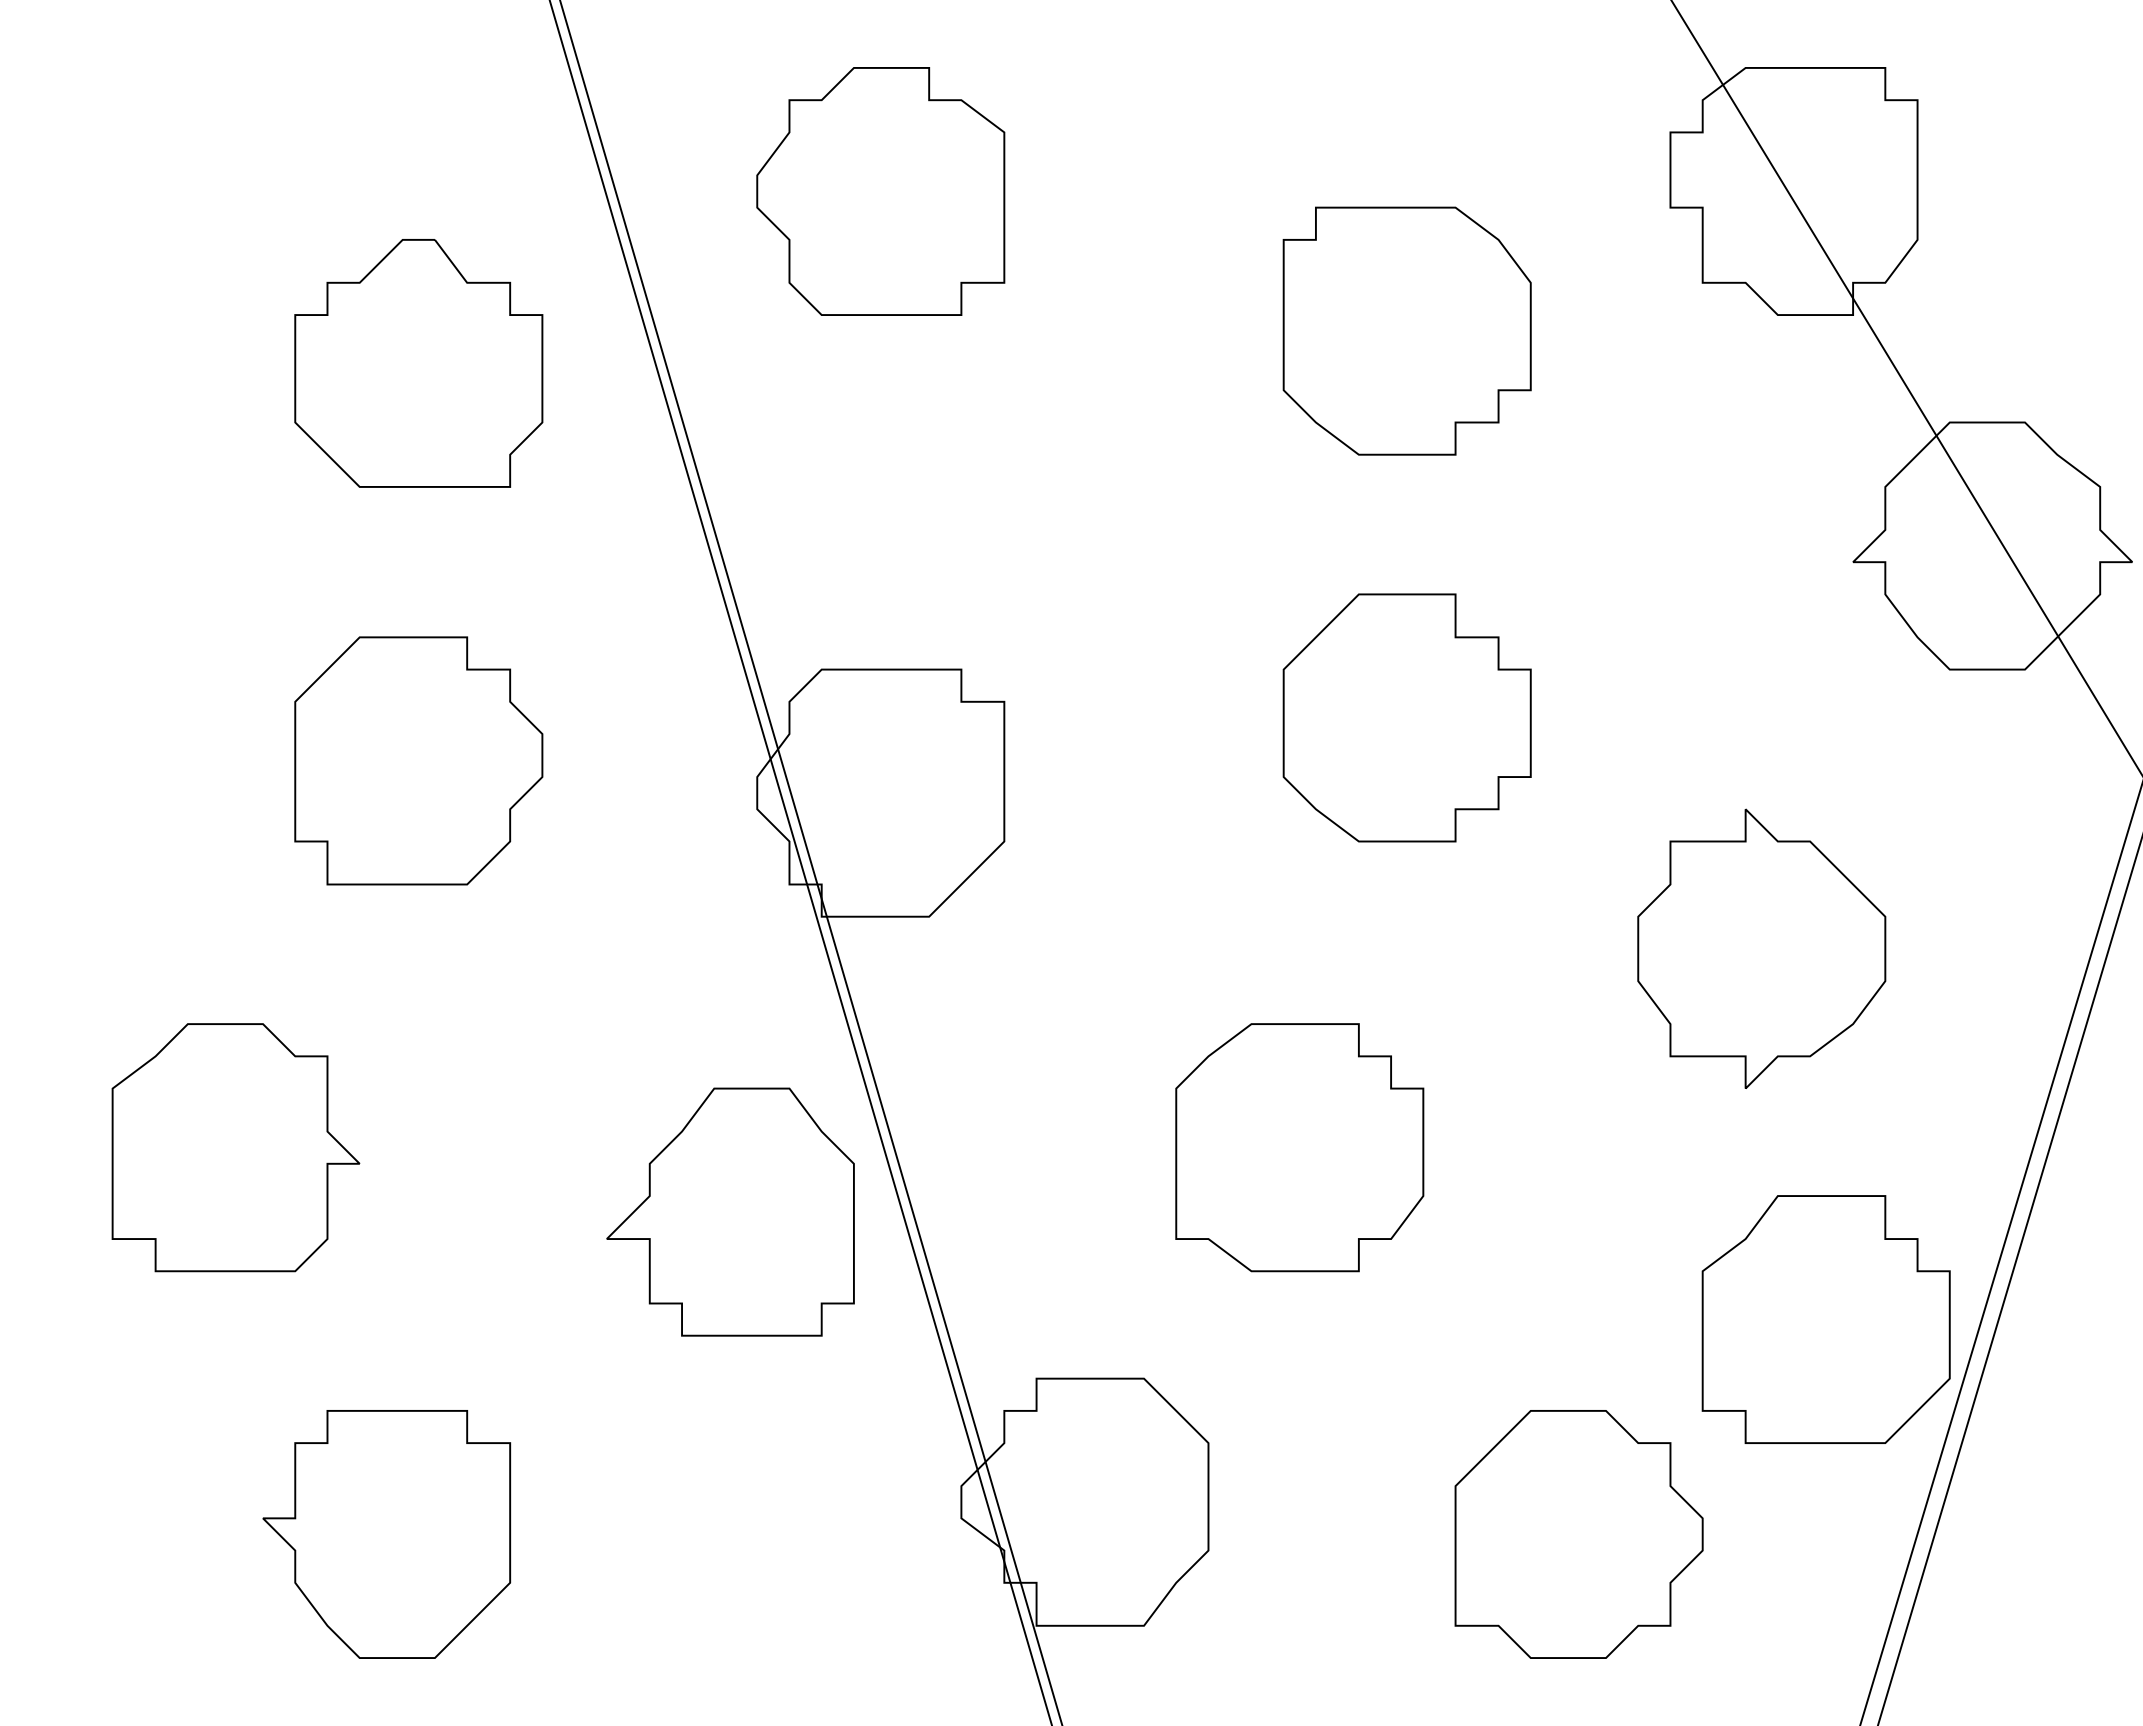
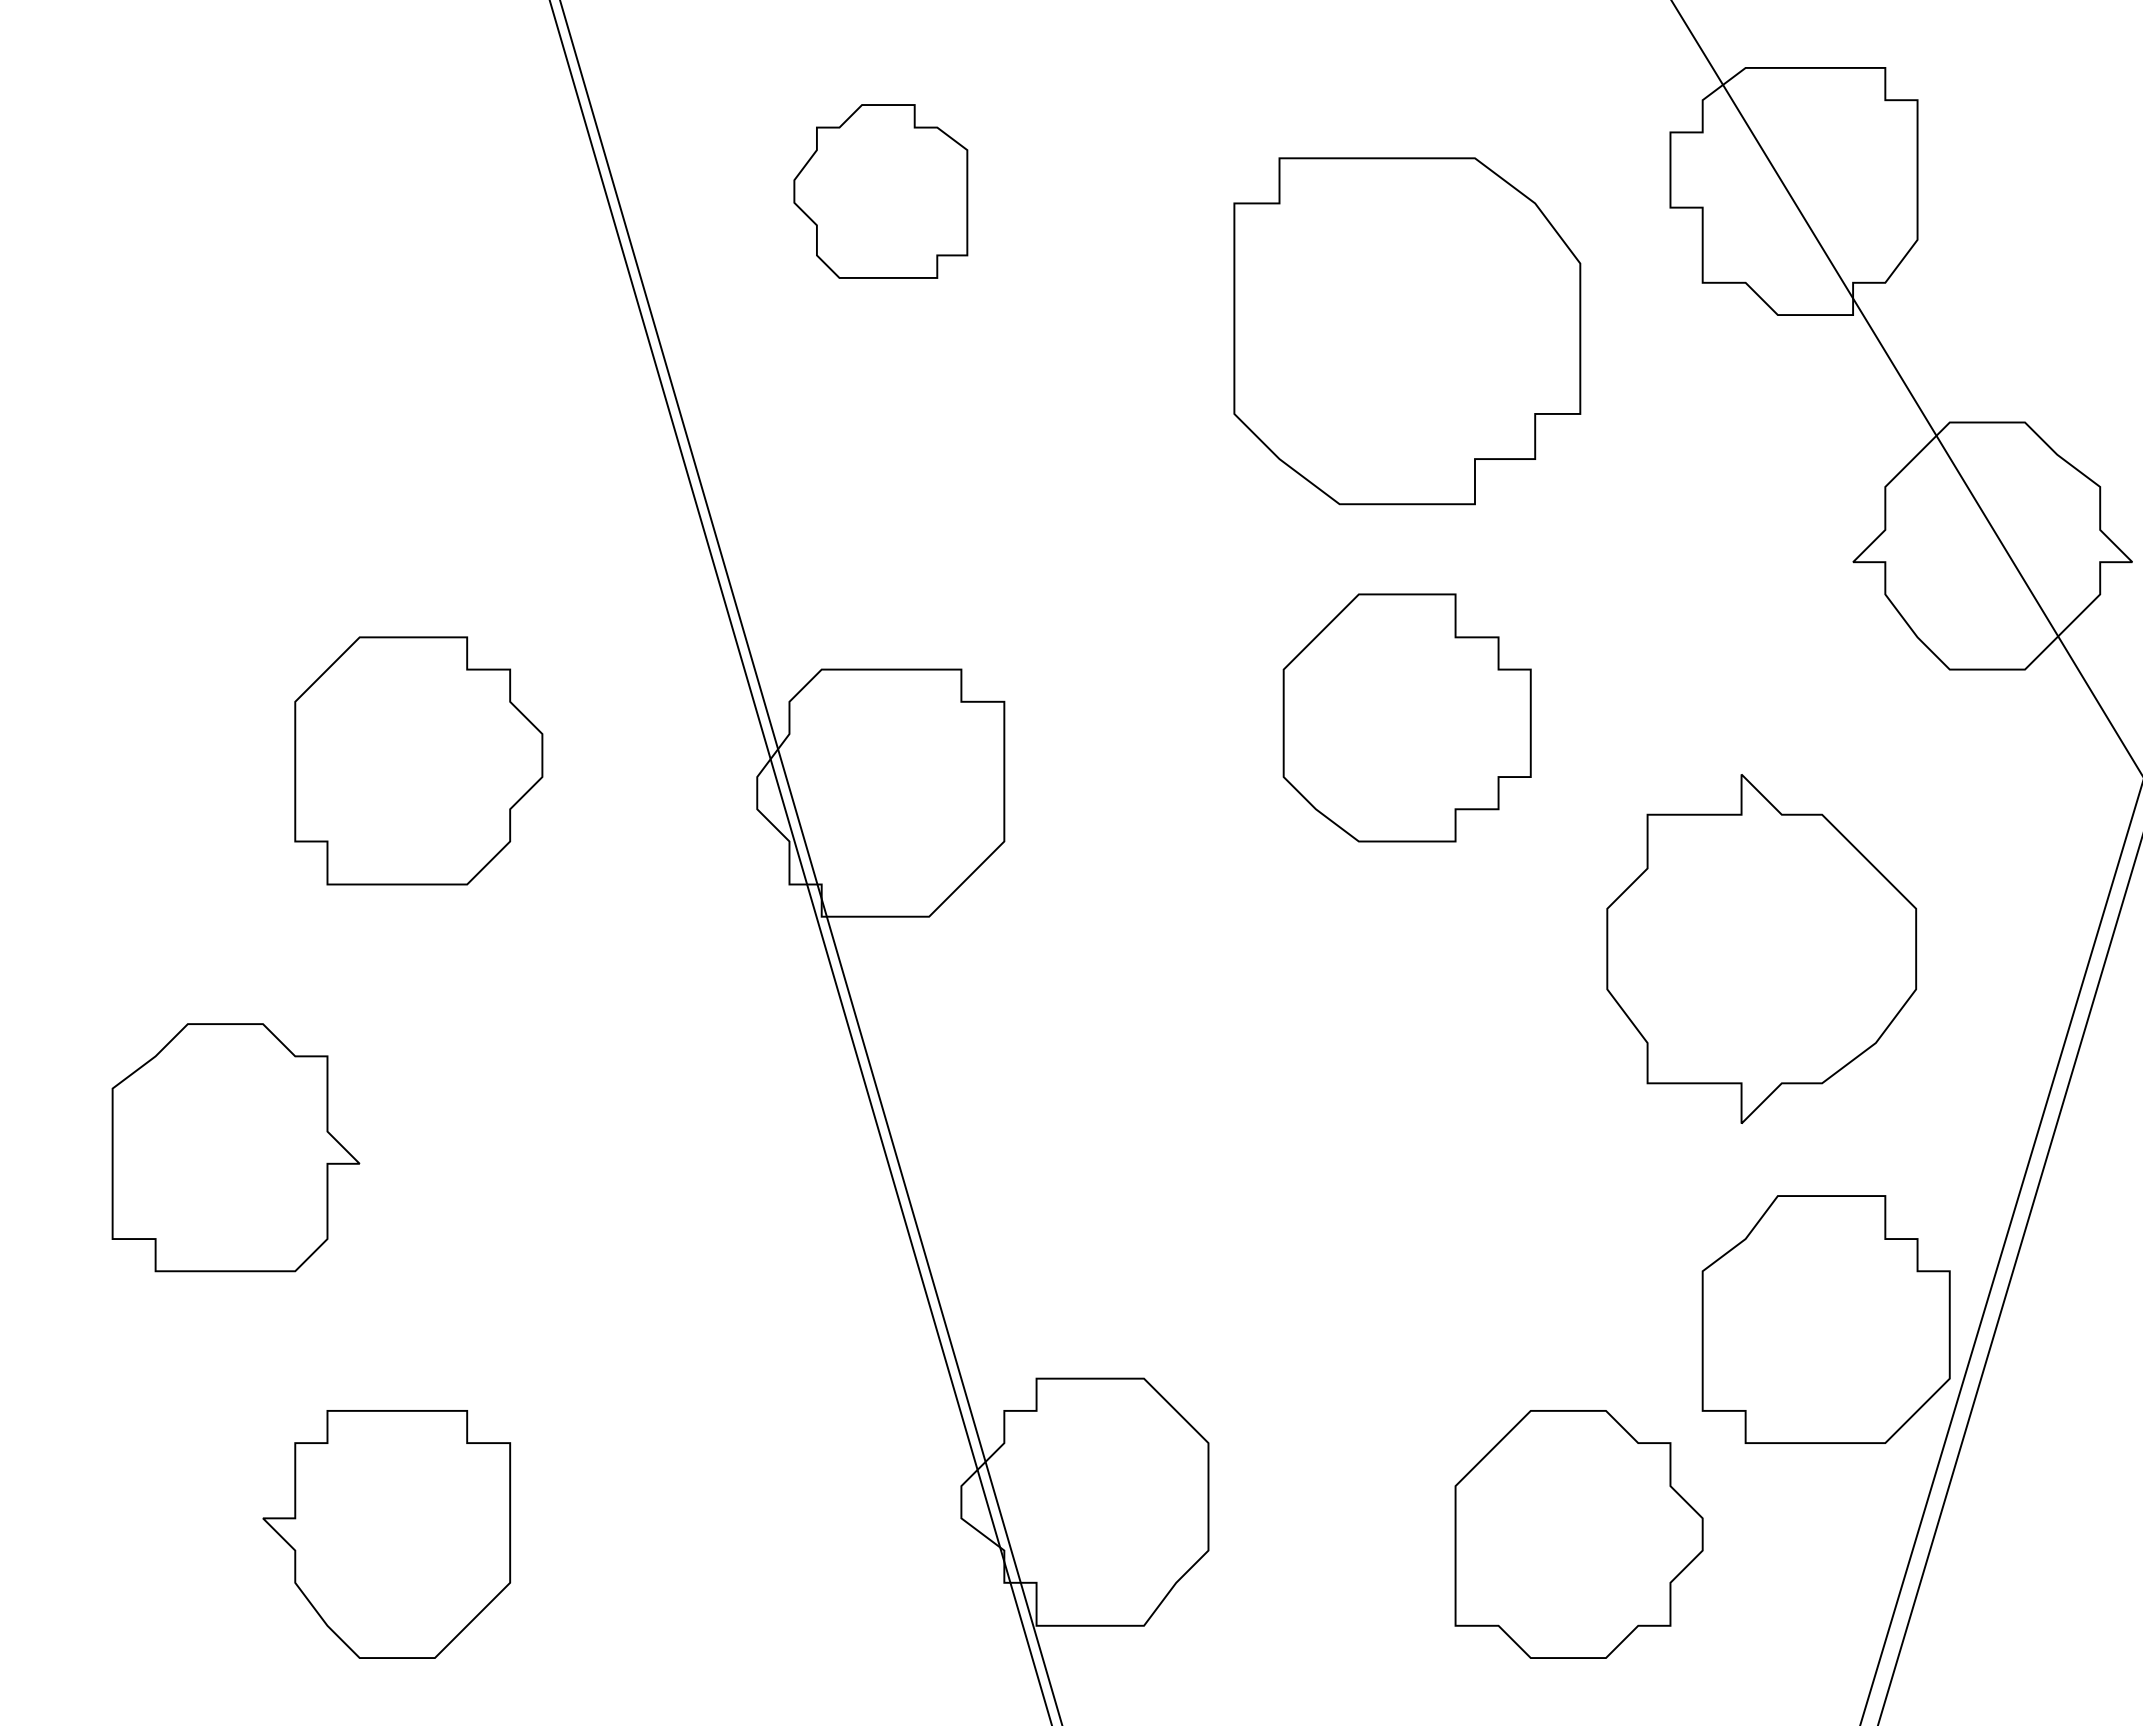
part size: 250x249 px -> 176x175 px (880, 191)
part size: 250x250 px -> 349x349 px (1407, 331)
part: present -> none (418, 363)
part size: 250x281 px -> 312x350 px (1761, 948)
part: present -> none (1299, 1147)
part: present -> none (730, 1211)
